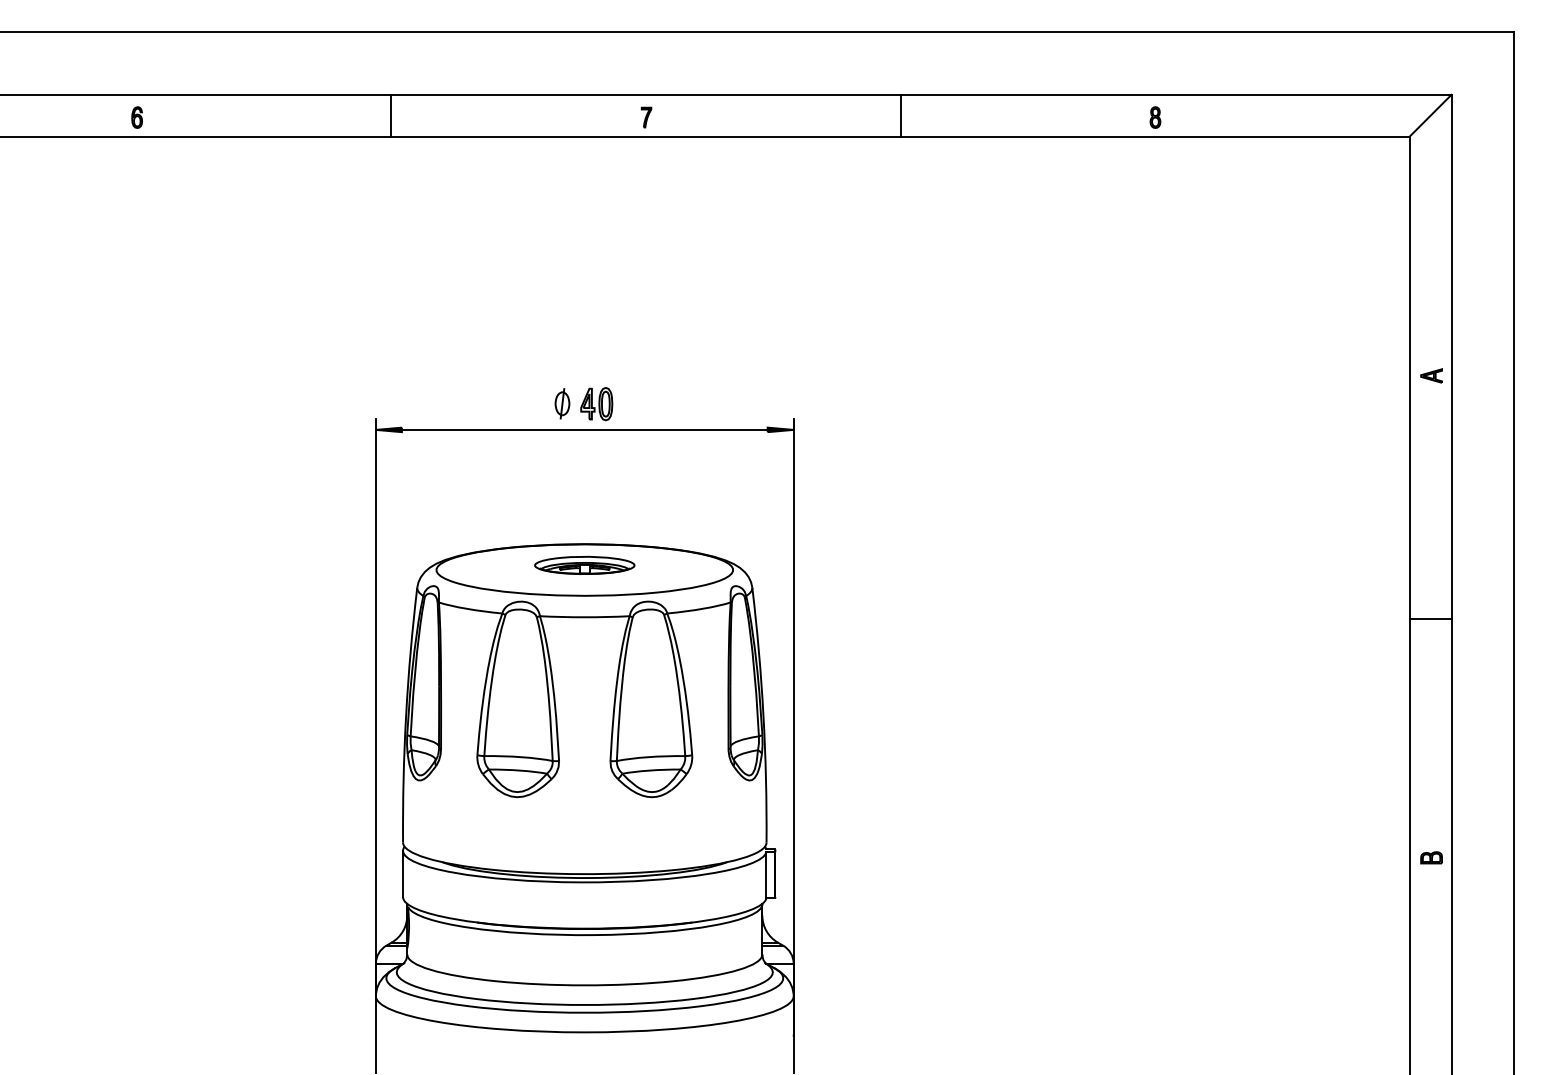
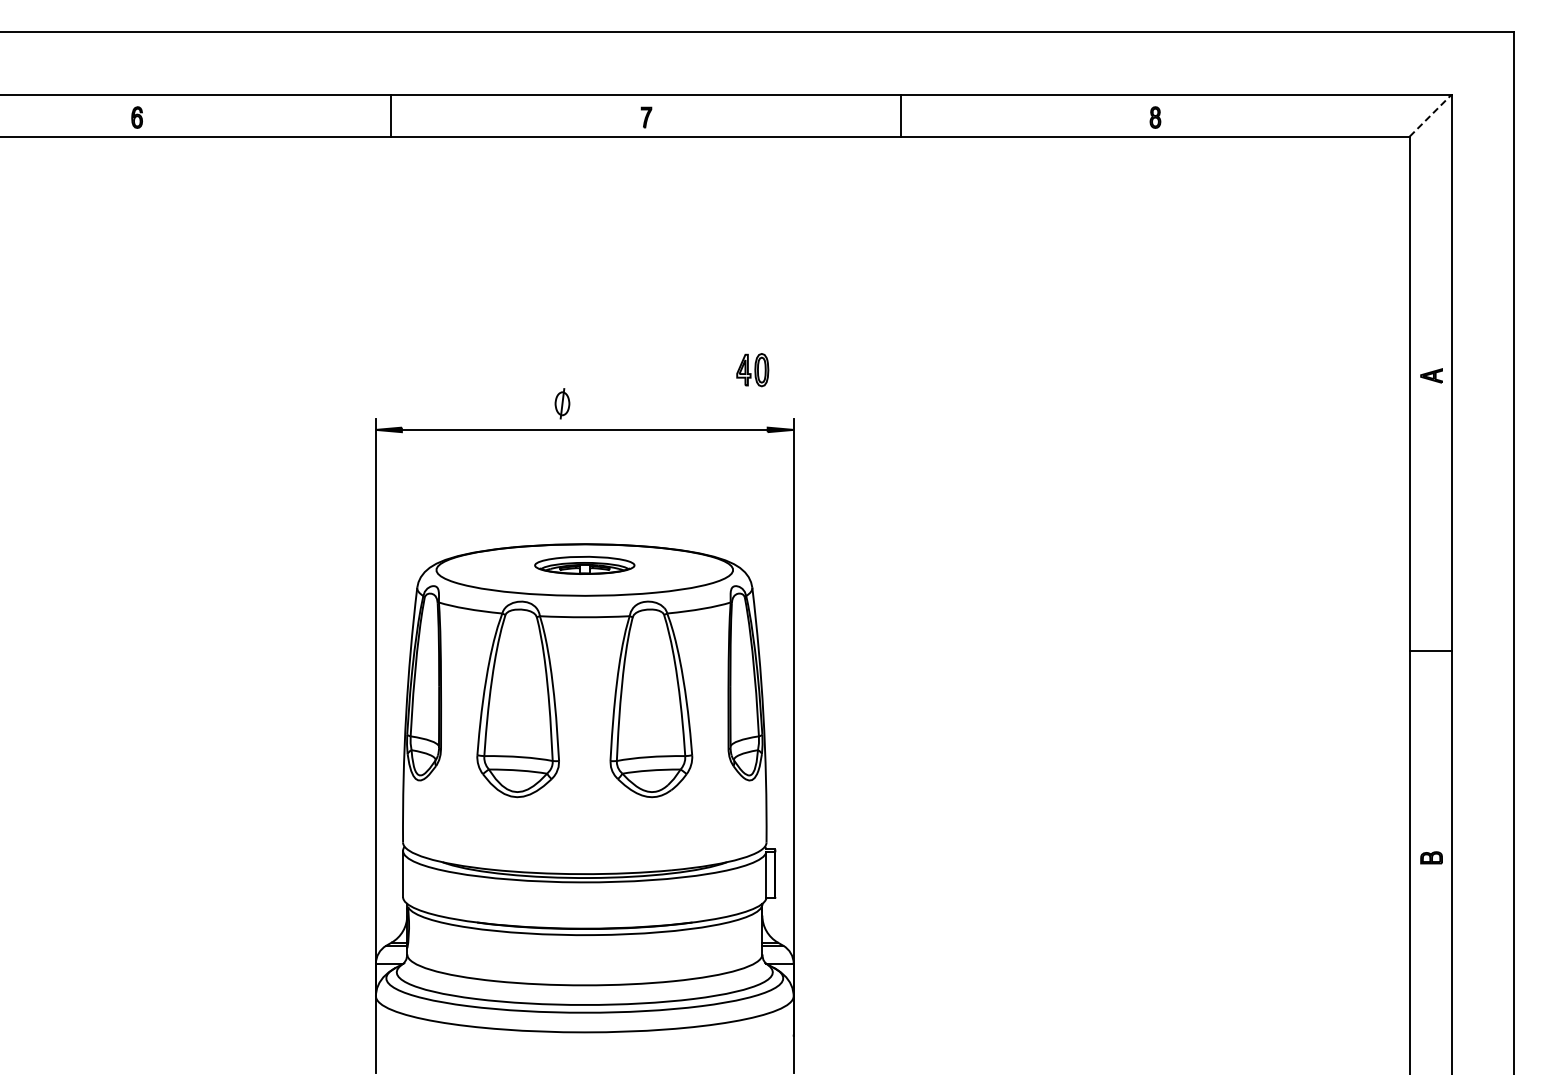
line: solid -> dashed (1430, 115)
part position: (596, 404) -> (752, 370) (752, 370)
line position: (1430, 618) -> (1430, 650) (1430, 650)
